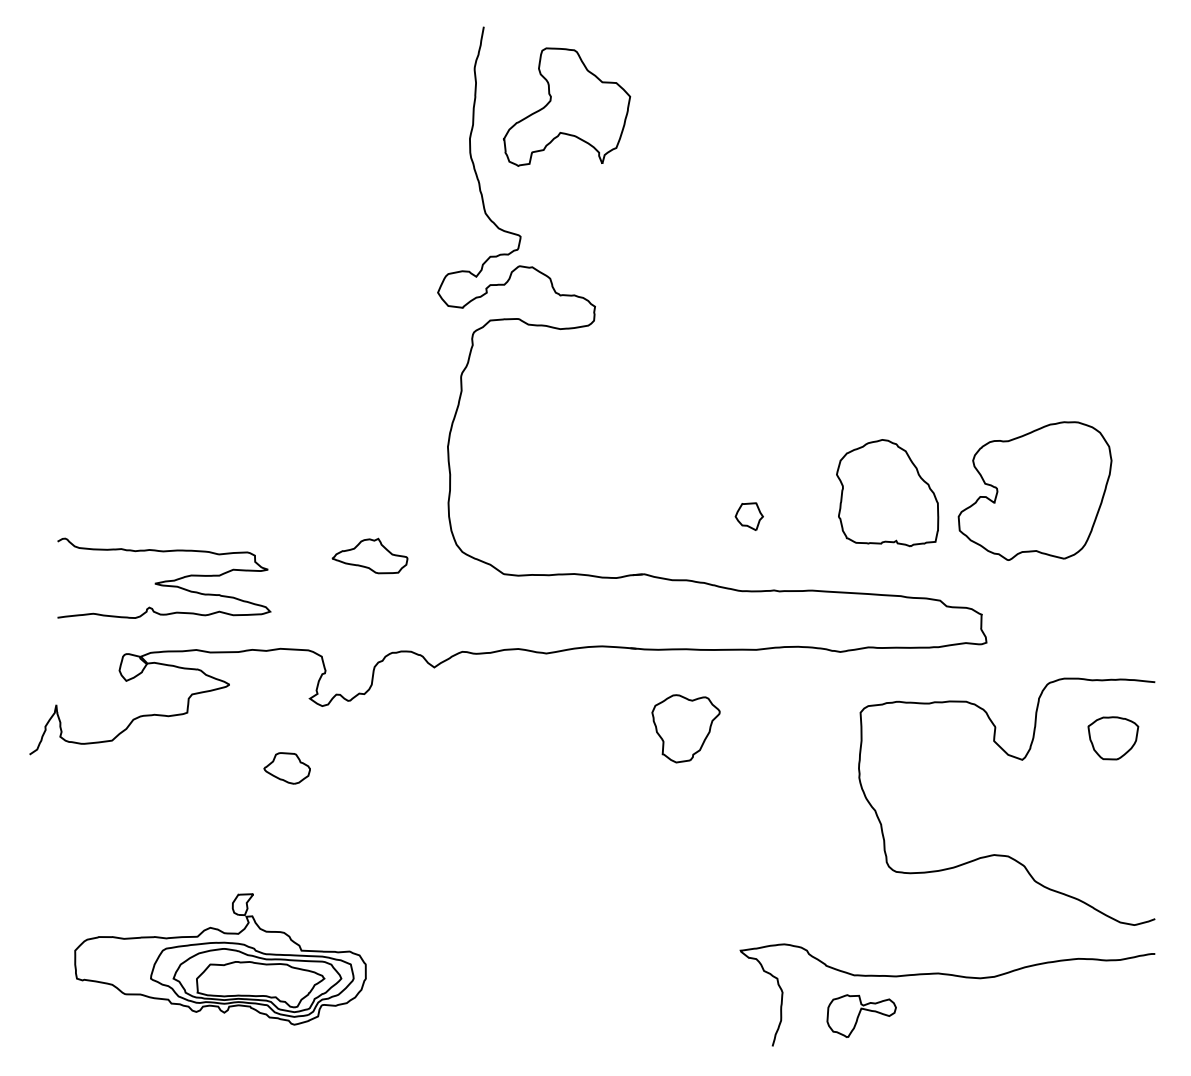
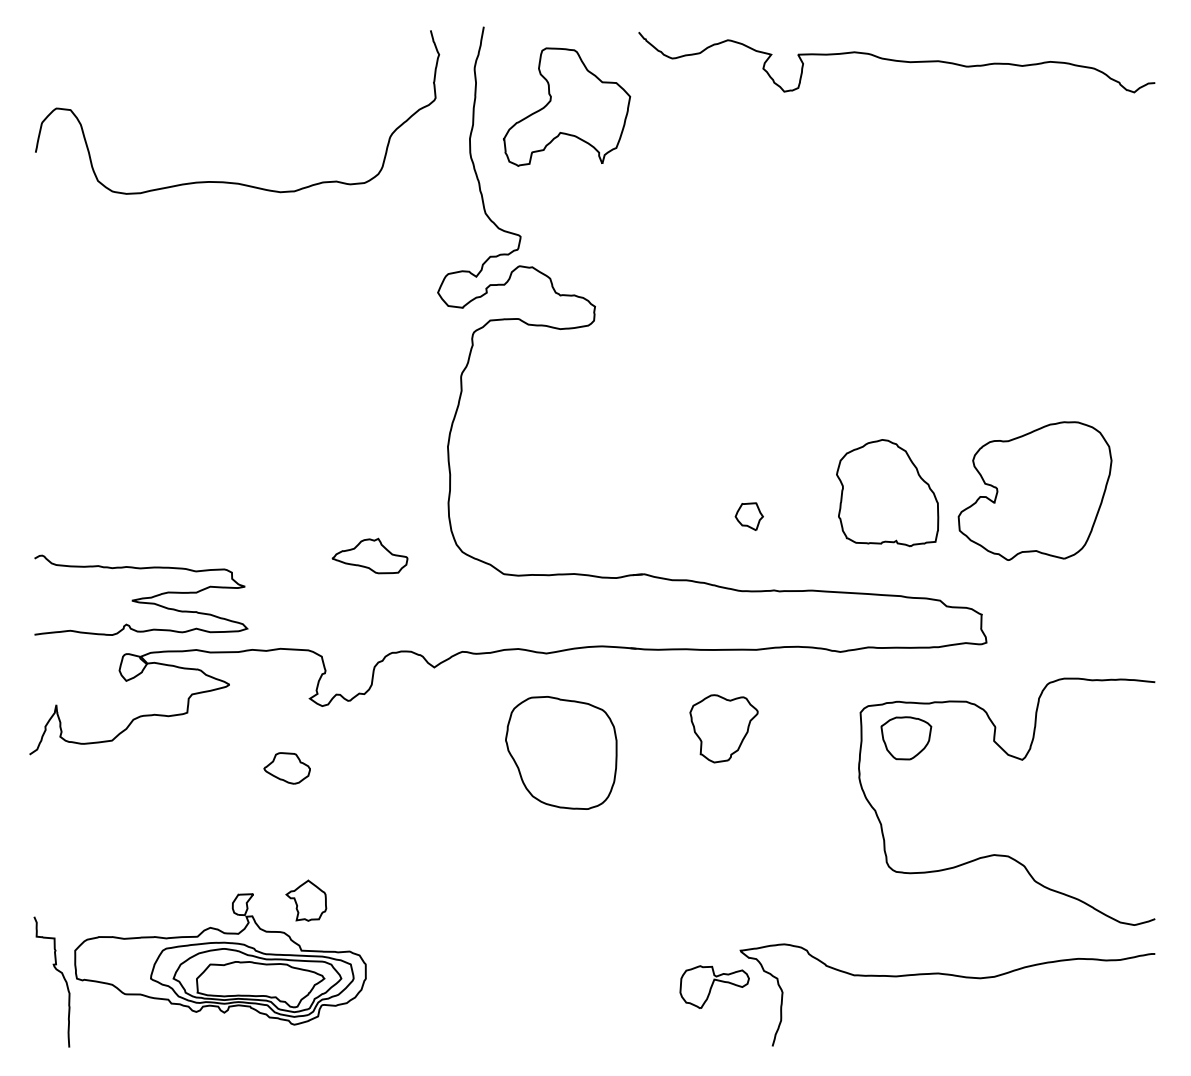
curve: none -> present (896, 61)
curve: none -> present (228, 181)
curve position: (164, 580) -> (141, 597) (141, 597)
part position: (685, 728) -> (723, 728) (723, 728)
part position: (1113, 738) -> (906, 738) (906, 738)
part: none -> present (561, 752)
part: none -> present (306, 900)
curve: none -> present (57, 971)
part position: (861, 1015) -> (714, 986) (714, 986)
